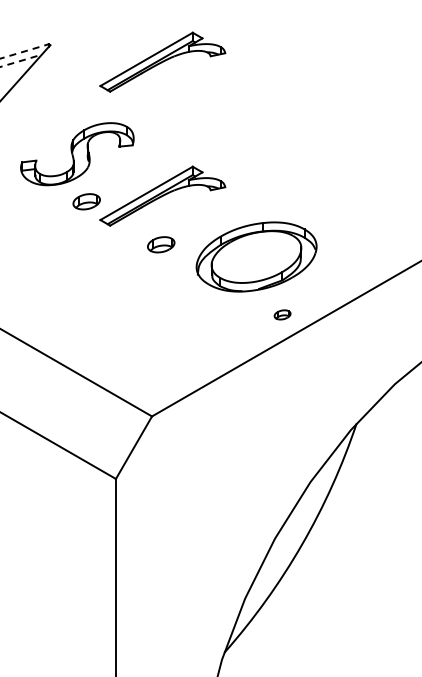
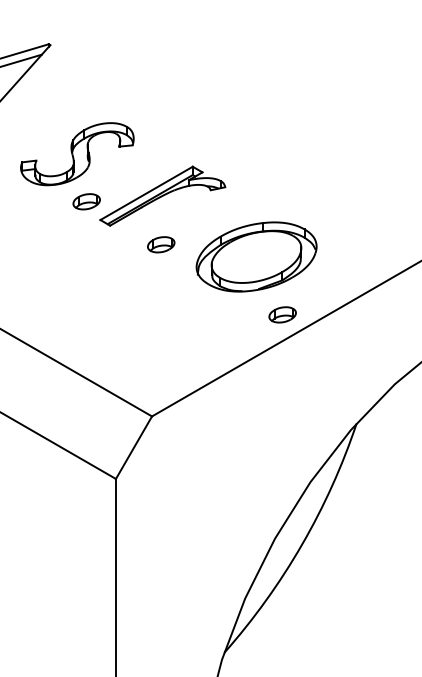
line: dashed -> solid (24, 51)
line: dashed -> solid (21, 60)
part: present -> none (162, 61)
part size: 19x12 px -> 29x18 px (282, 314)
